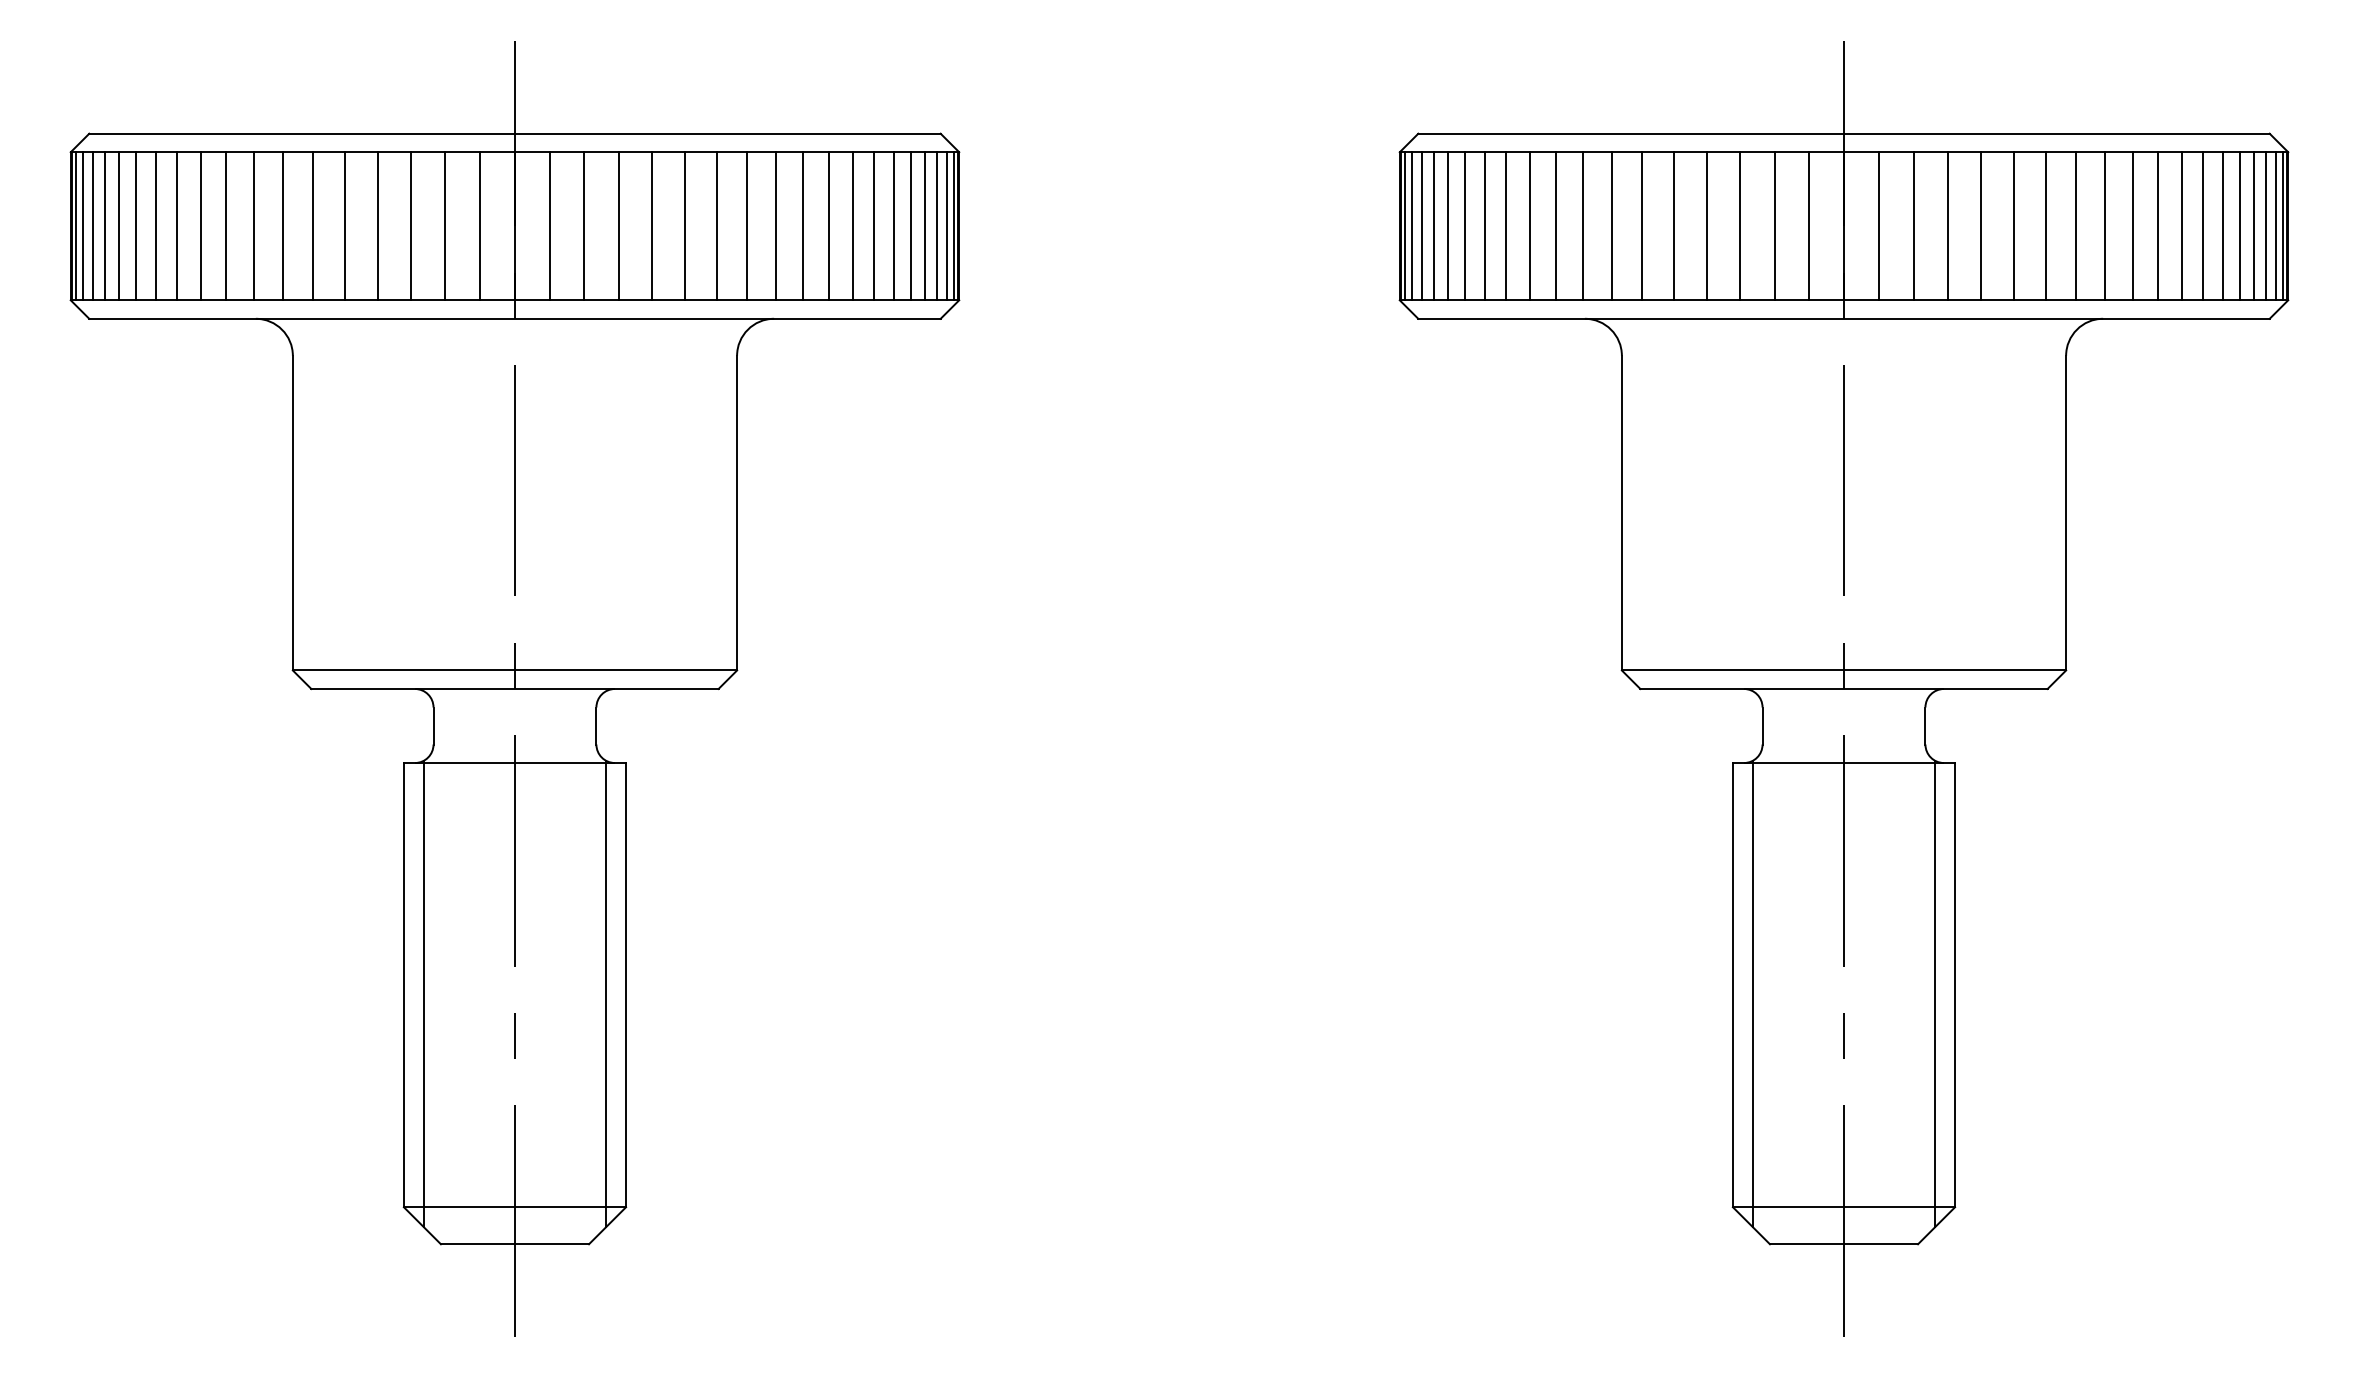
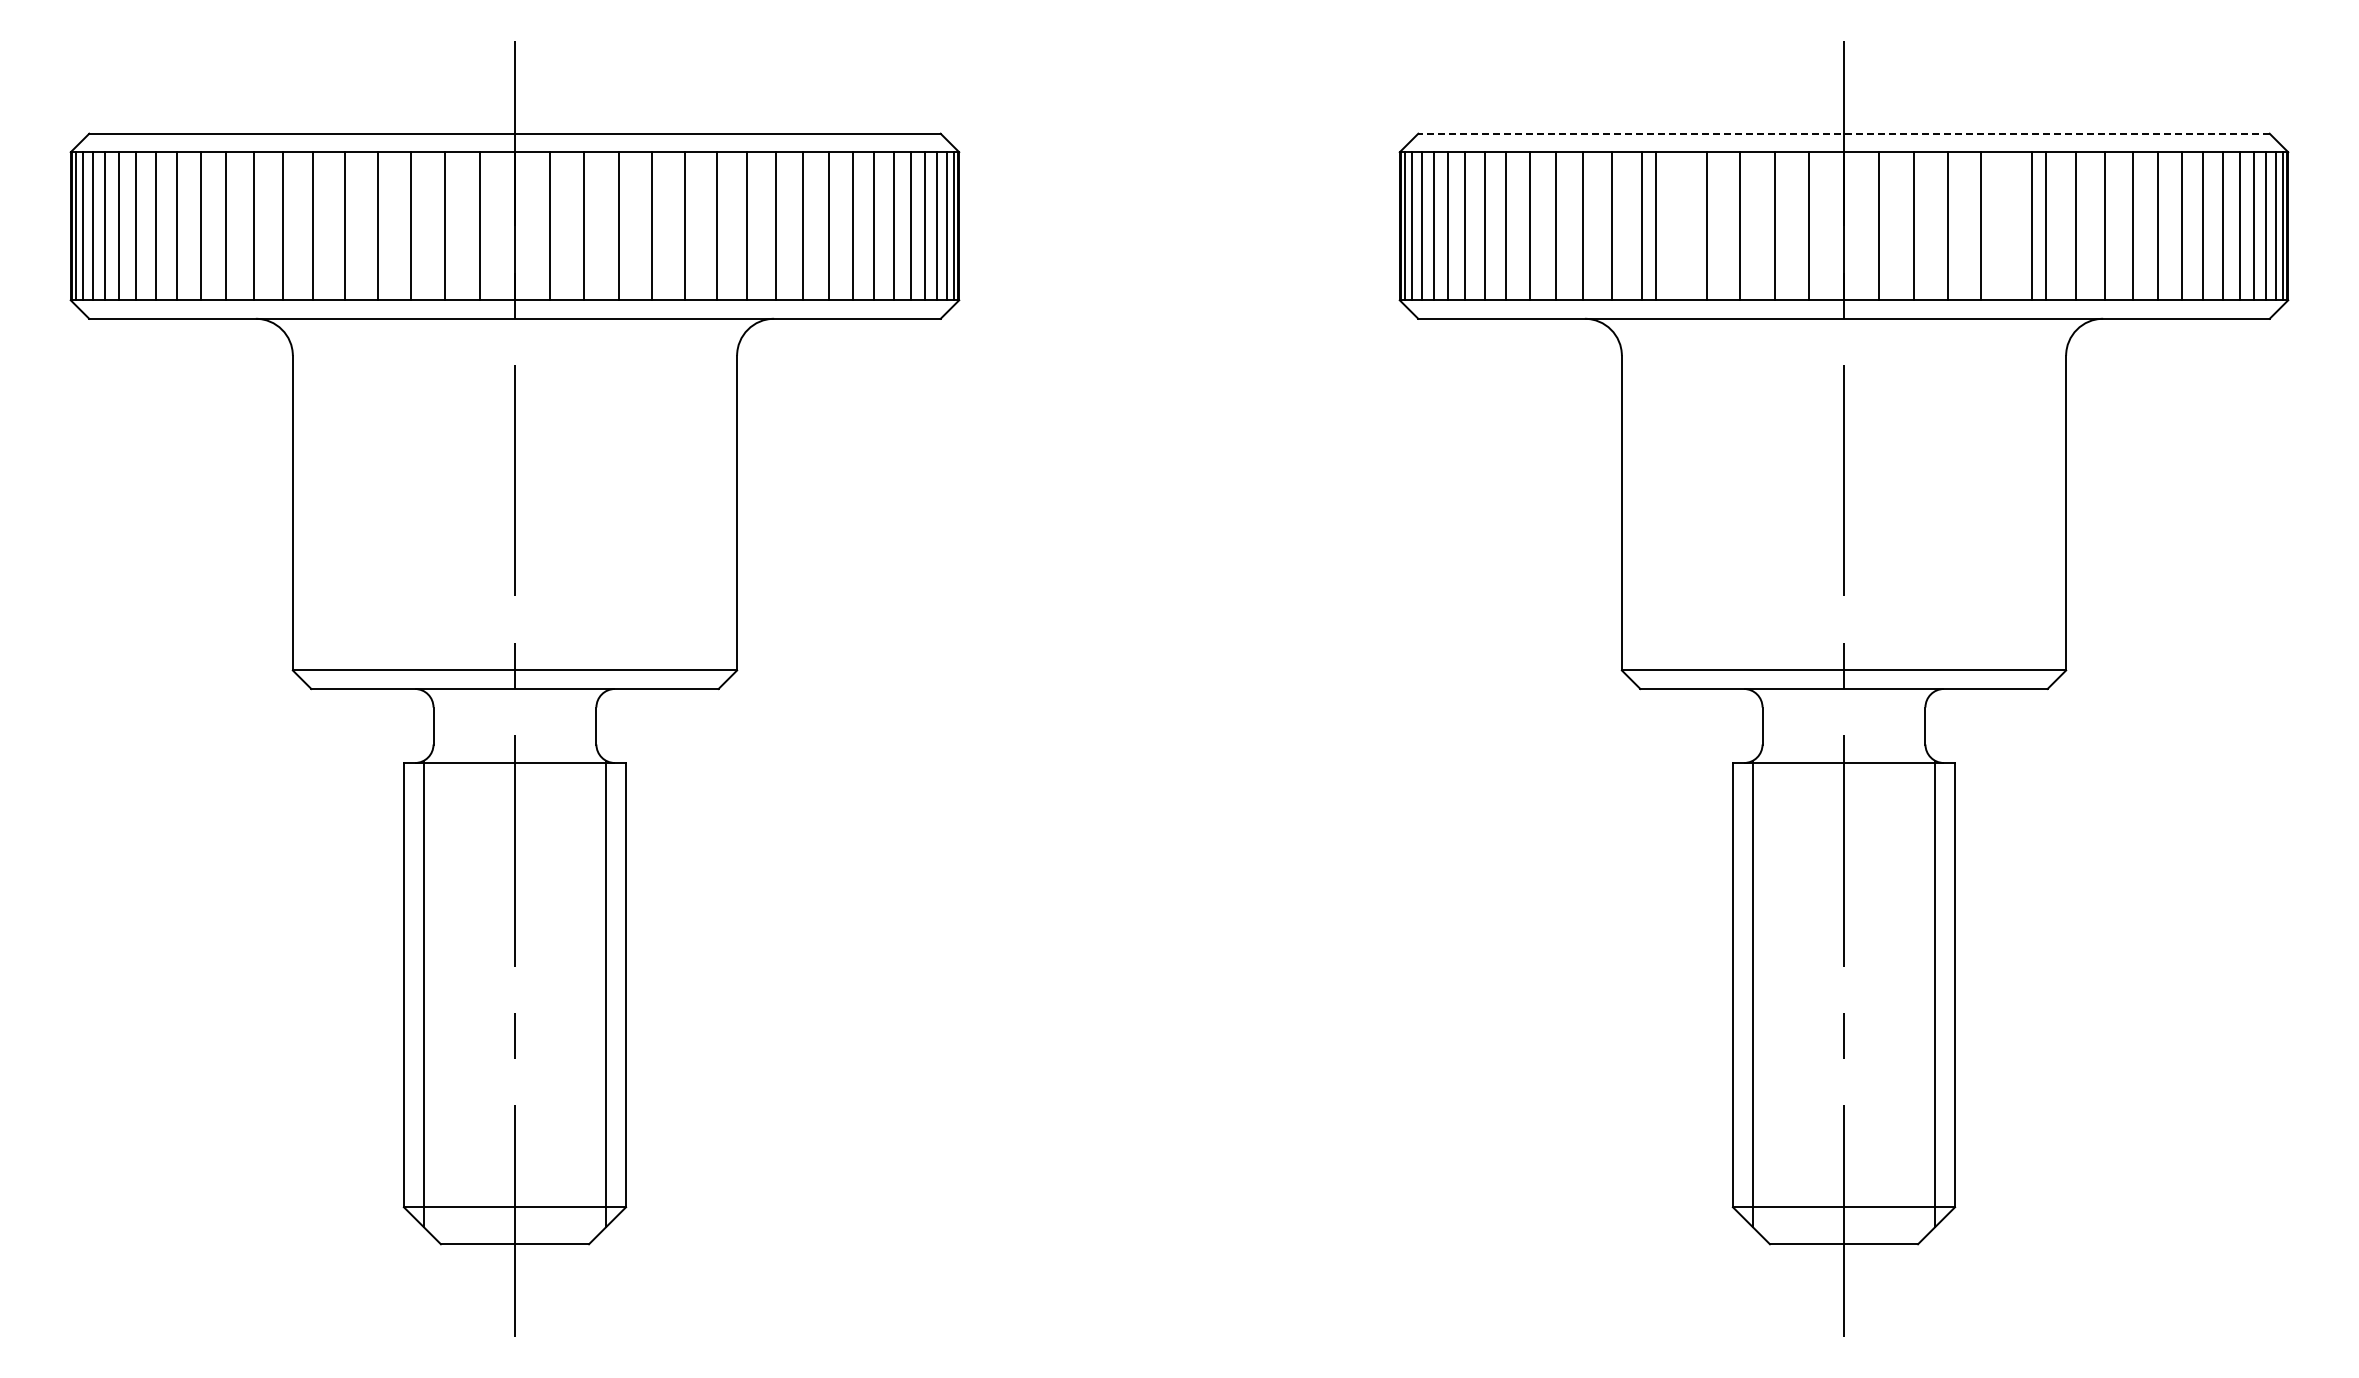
line: solid -> dashed (1844, 133)
line position: (1674, 226) -> (1656, 226) (1656, 226)
line position: (2014, 226) -> (2032, 226) (2032, 226)
